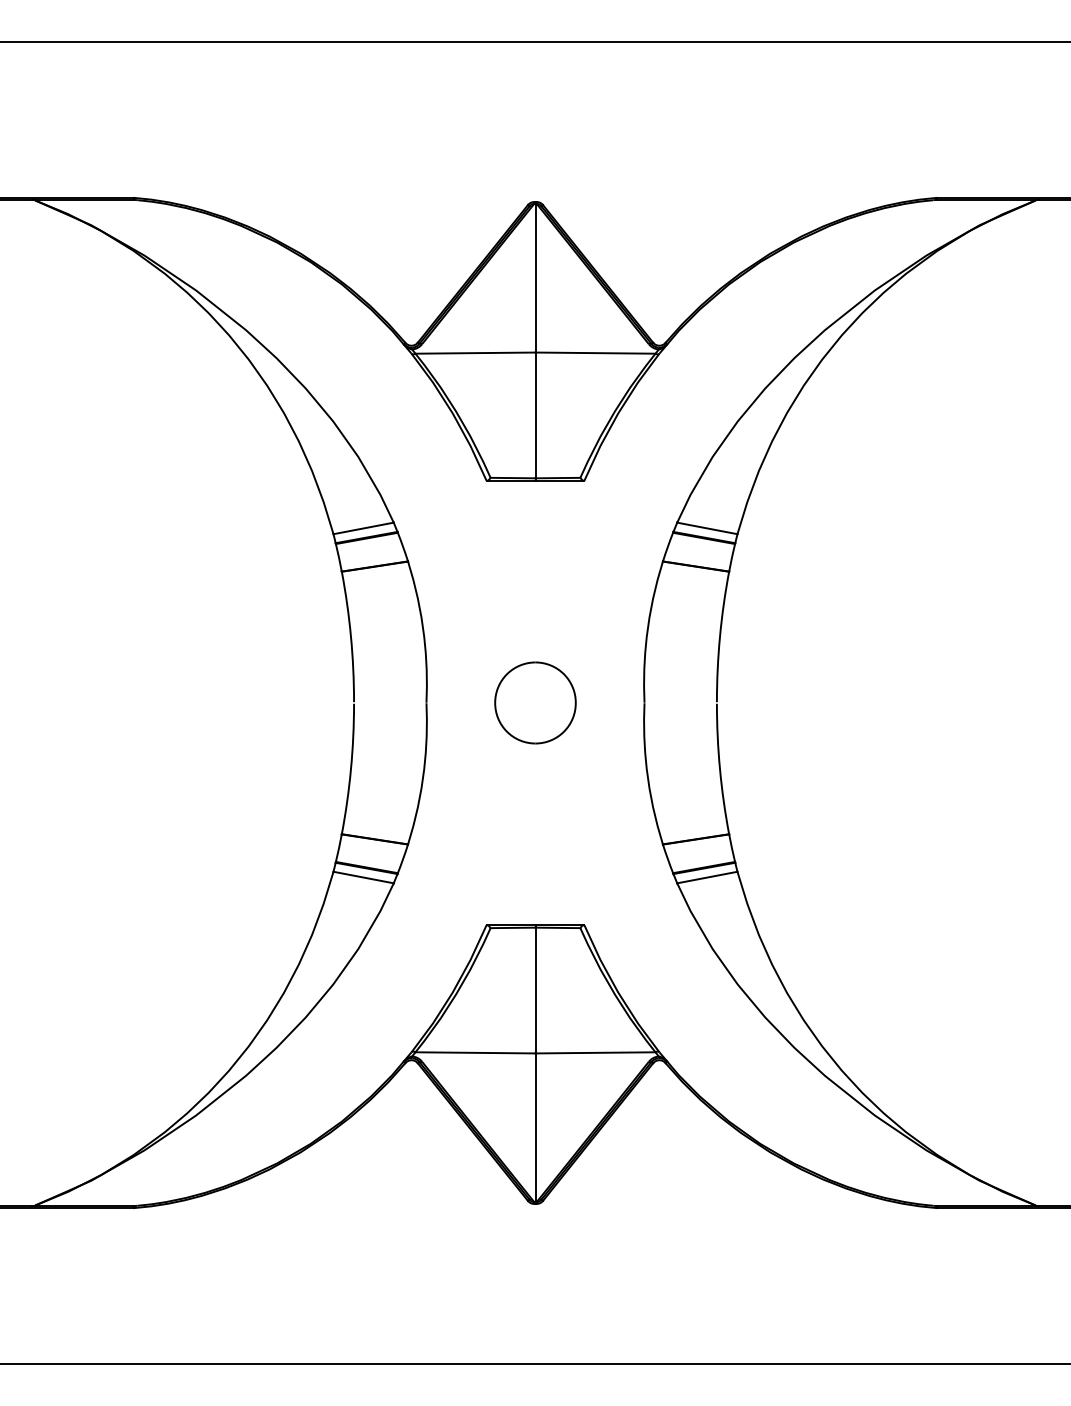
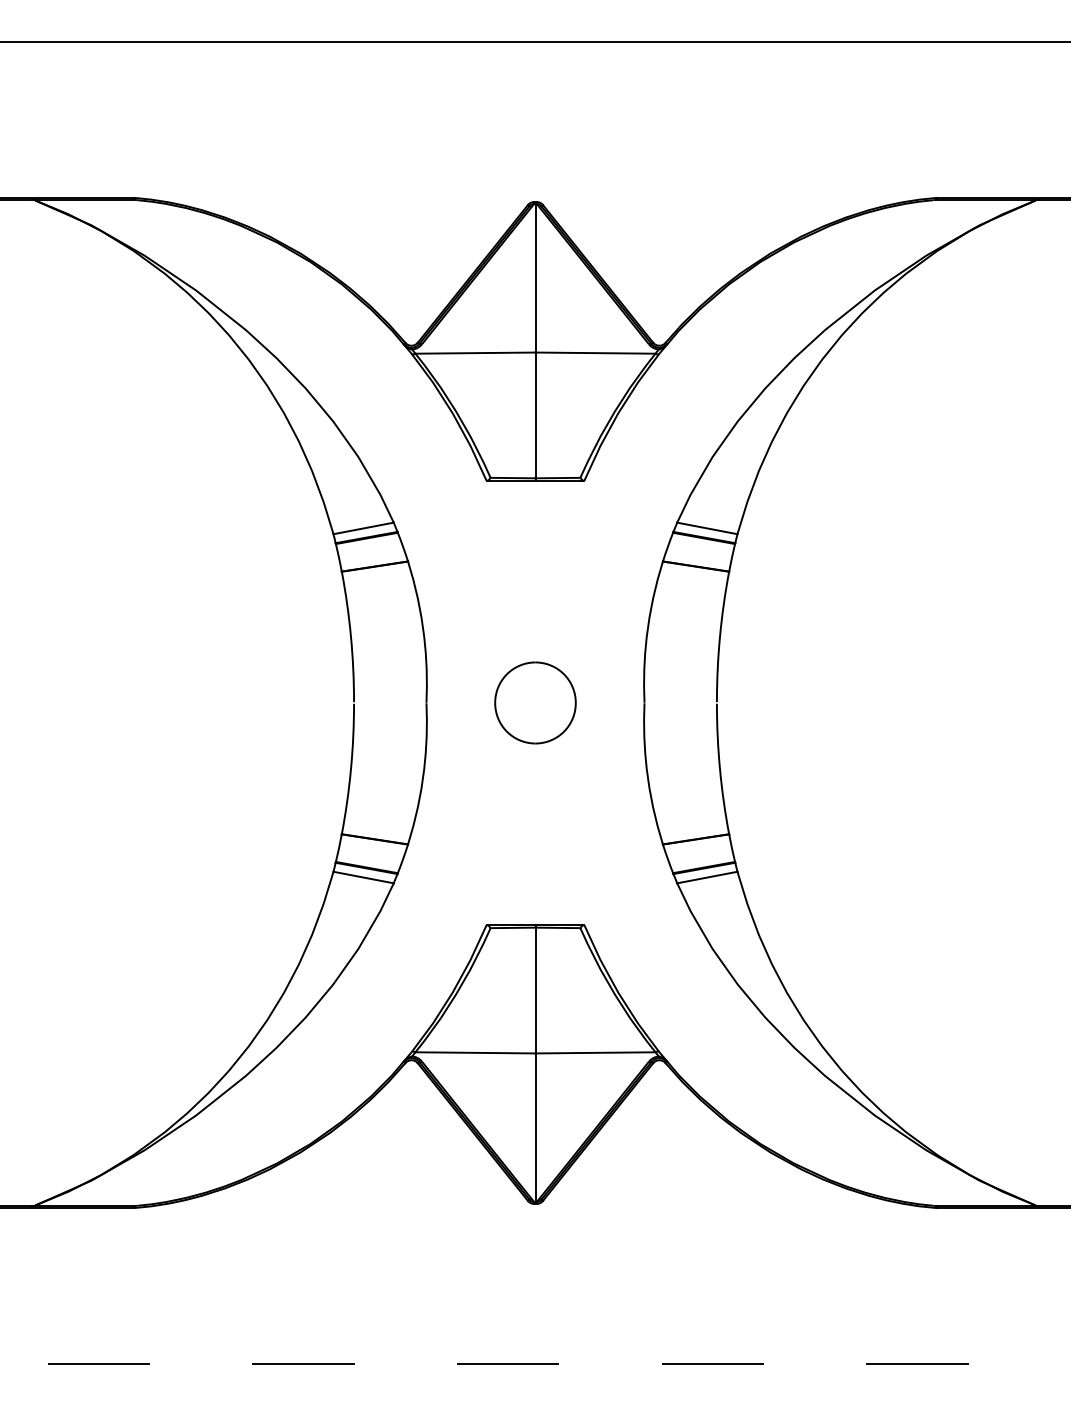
line: solid -> dashed (535, 1363)
